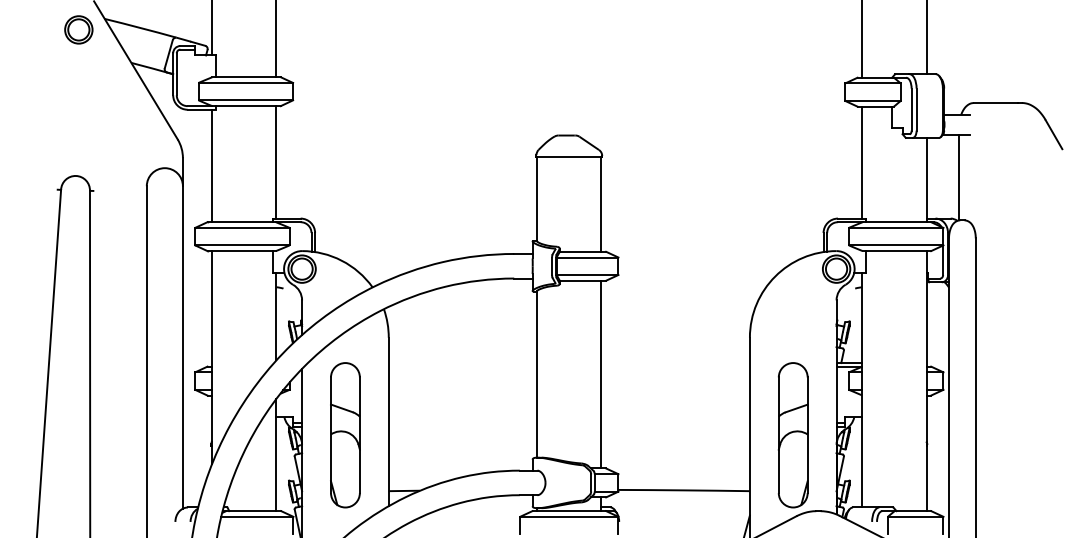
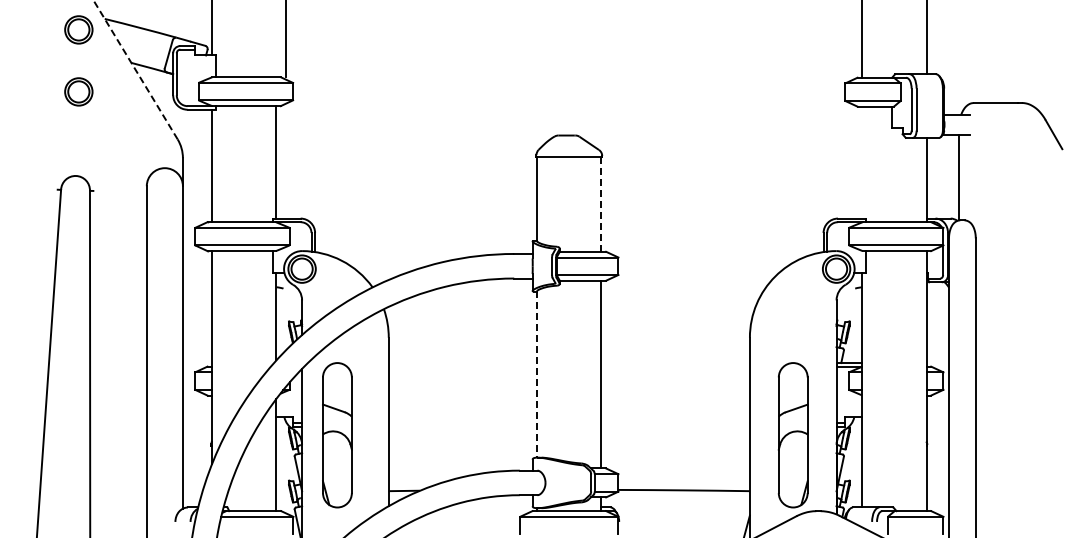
line position: (276, 39) -> (286, 39) (286, 39)
line: solid -> dashed (135, 70)
part: none -> present (78, 91)
line: present -> none (862, 162)
line: solid -> dashed (601, 205)
line: solid -> dashed (537, 374)
part position: (345, 435) -> (337, 435) (337, 435)
